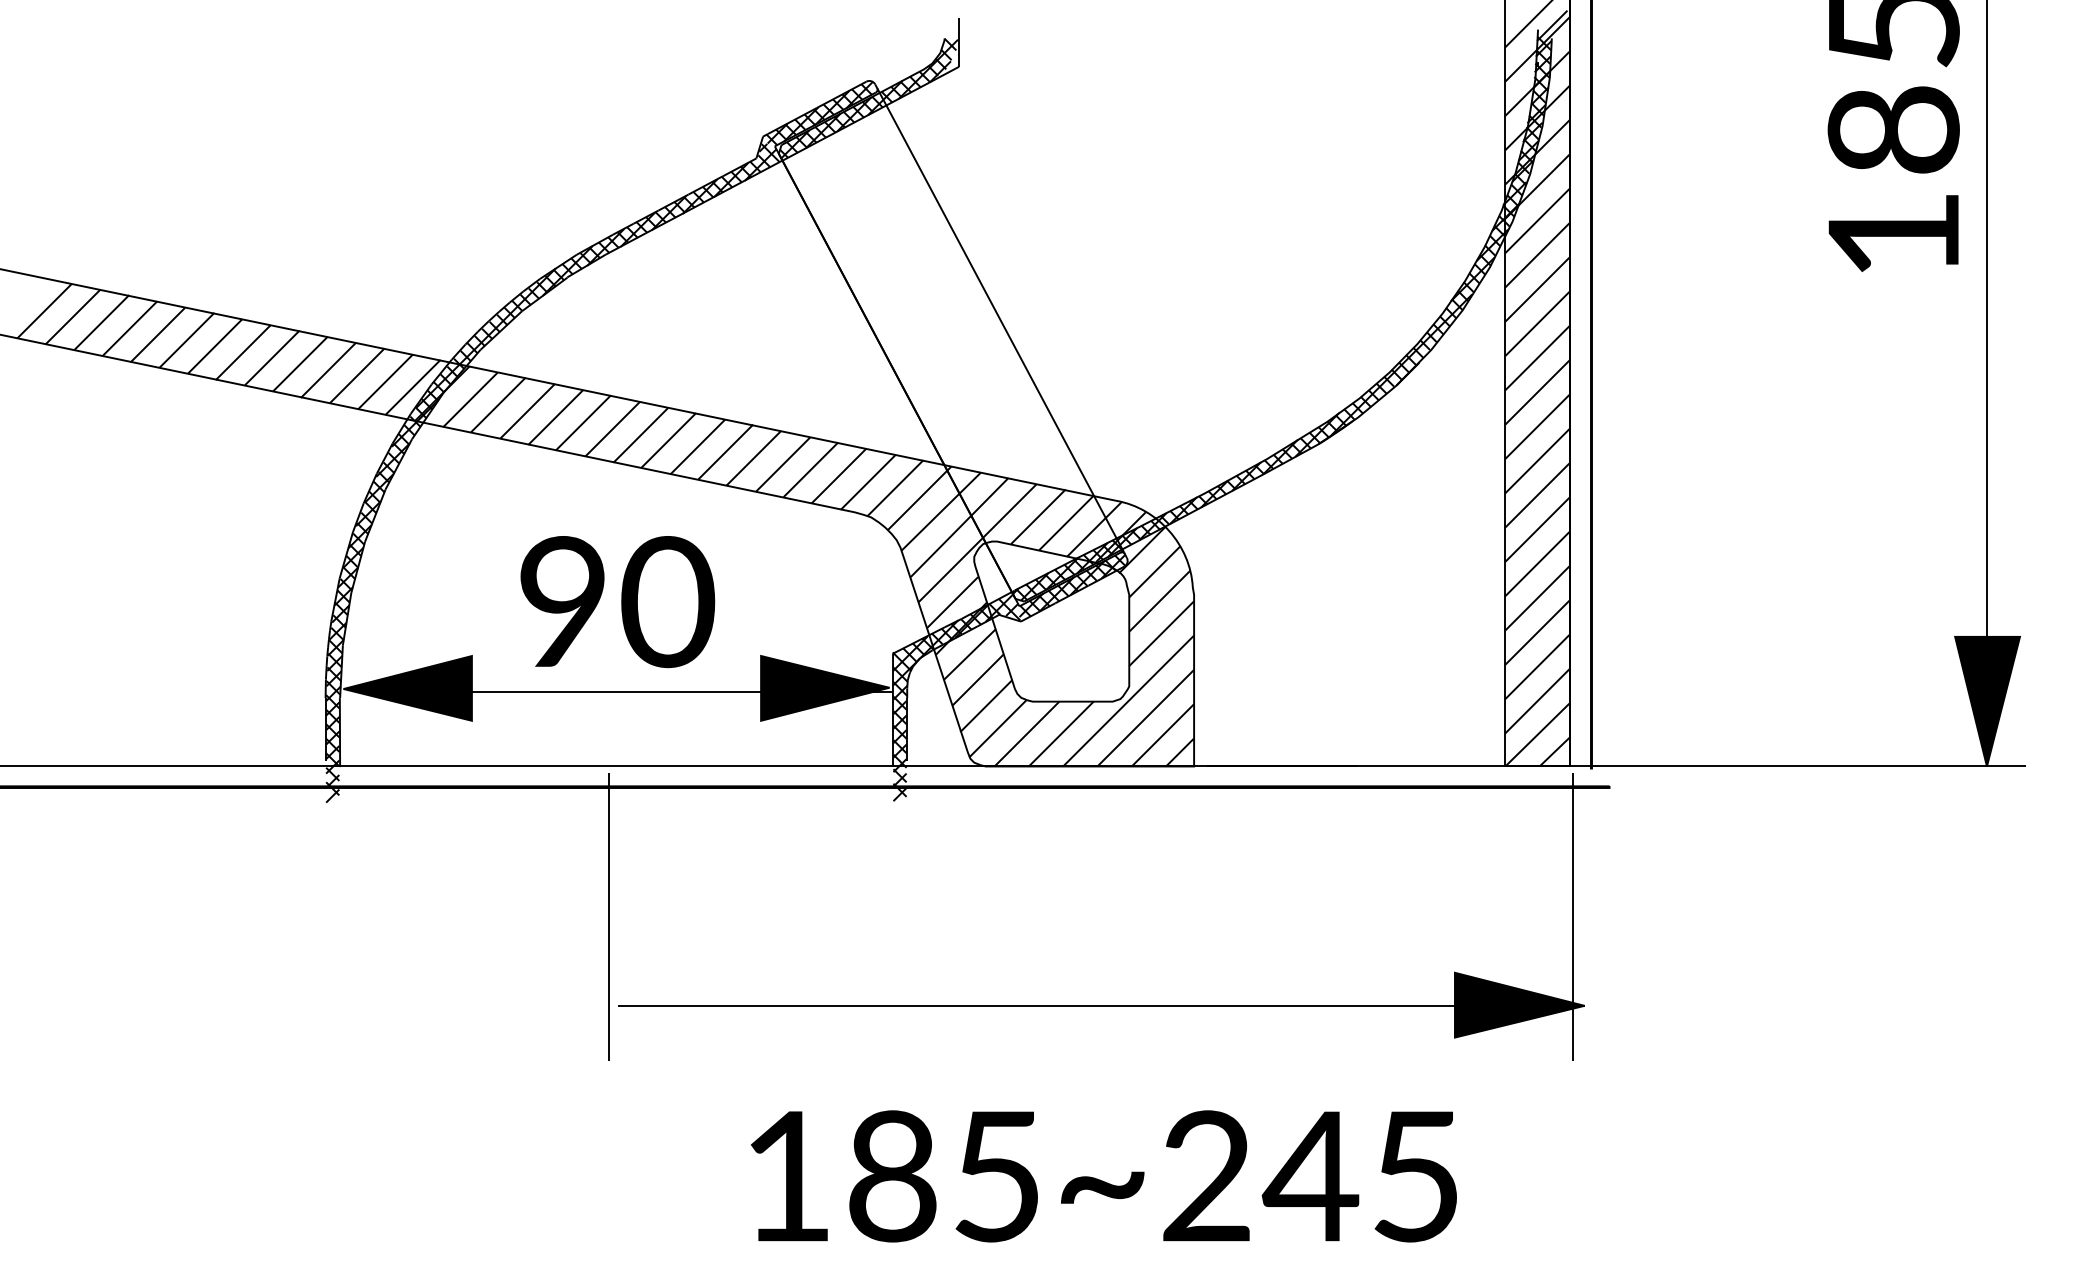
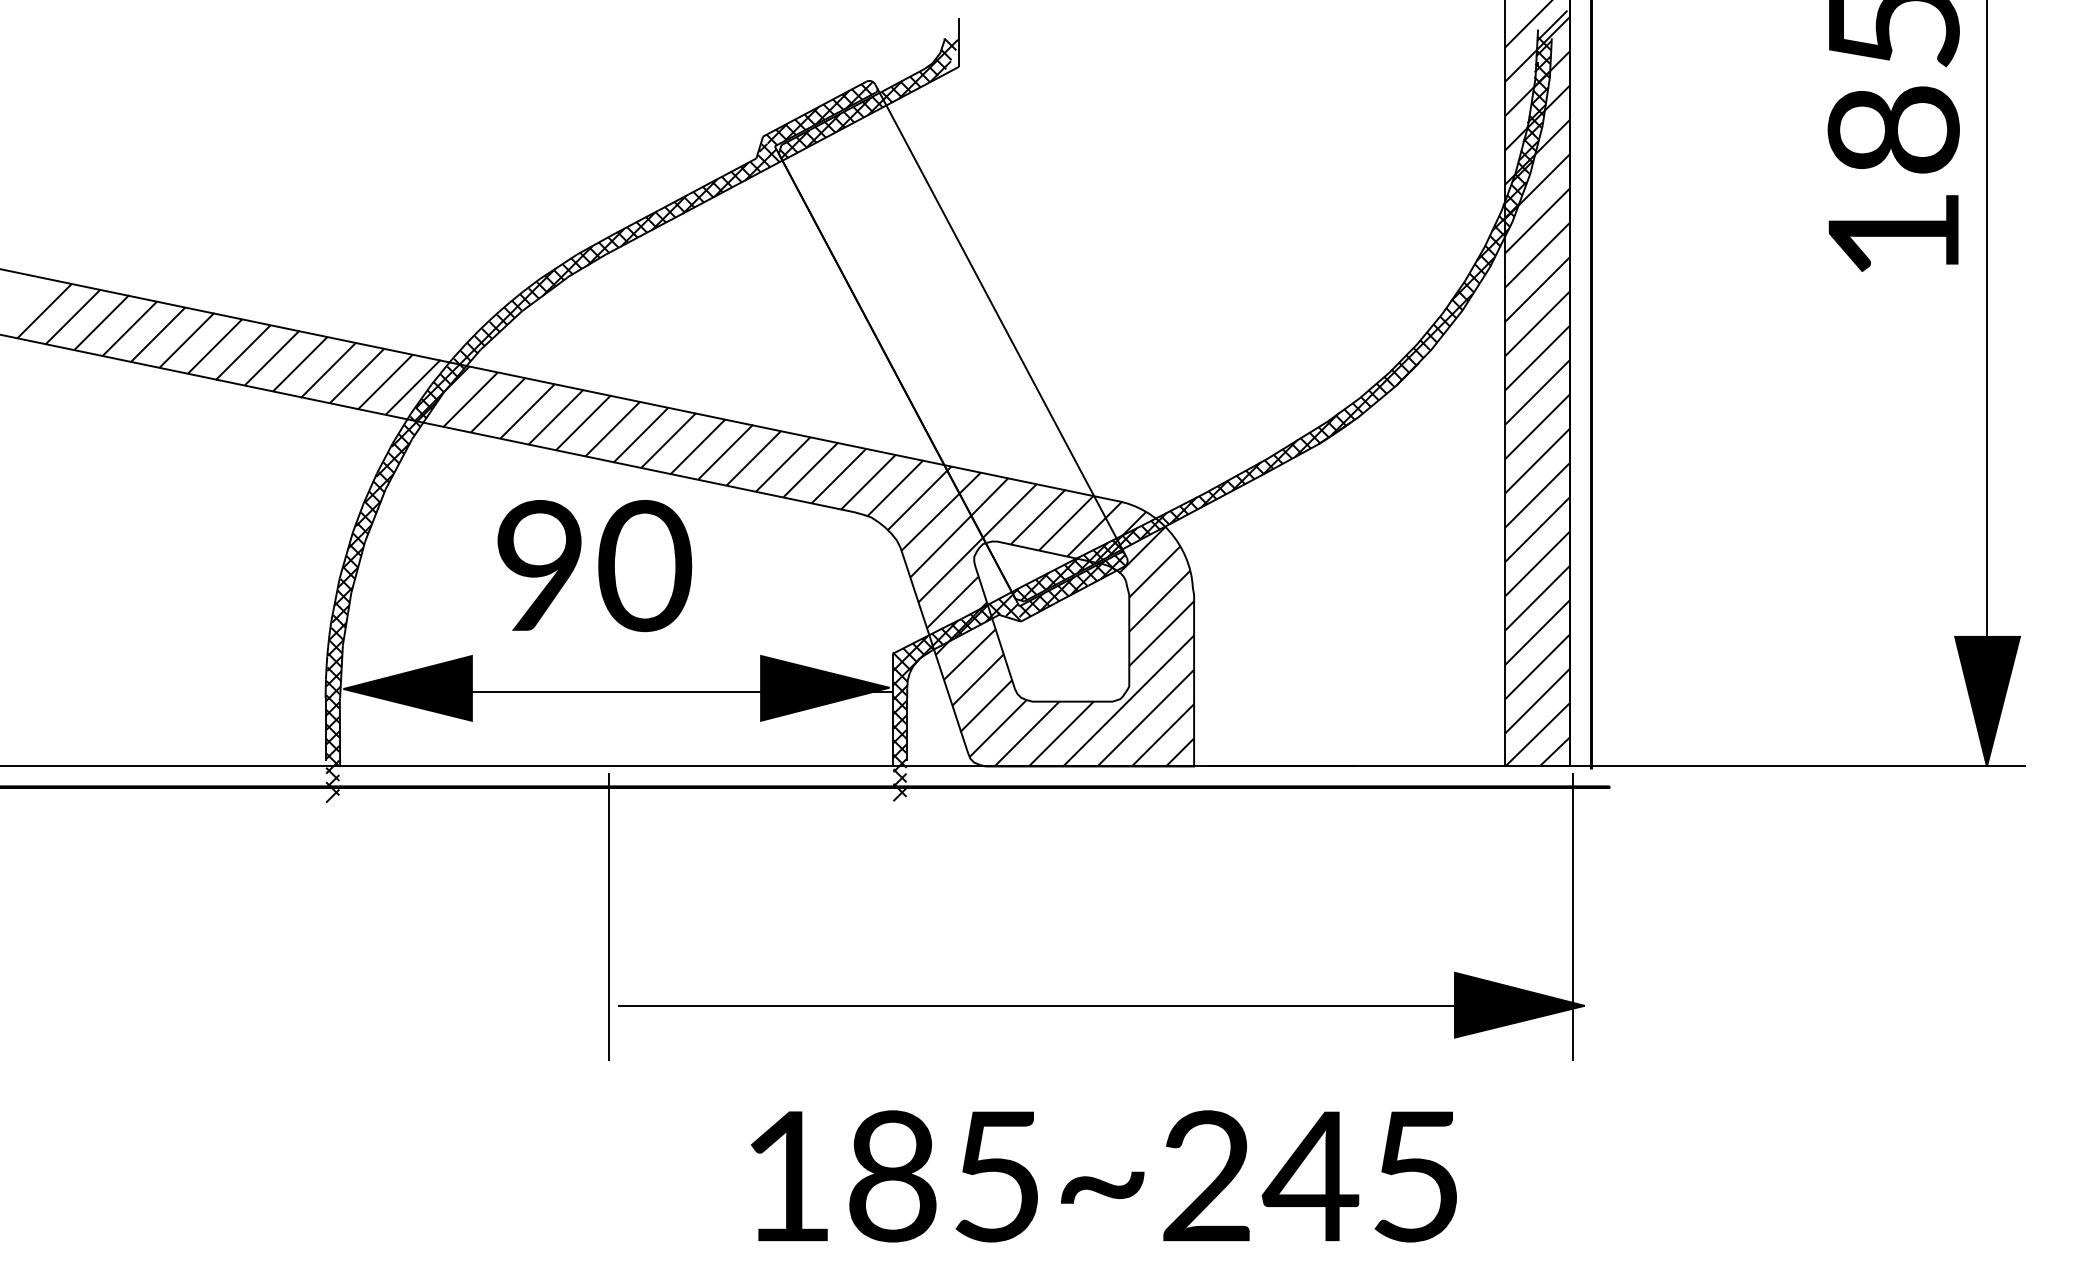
text position: (617, 602) -> (594, 566) (594, 566)
